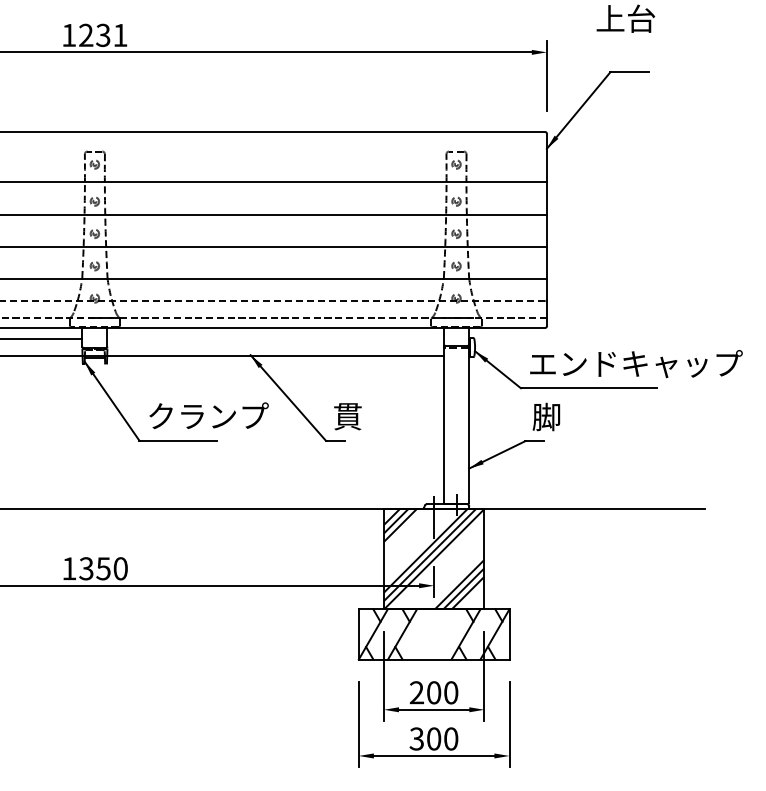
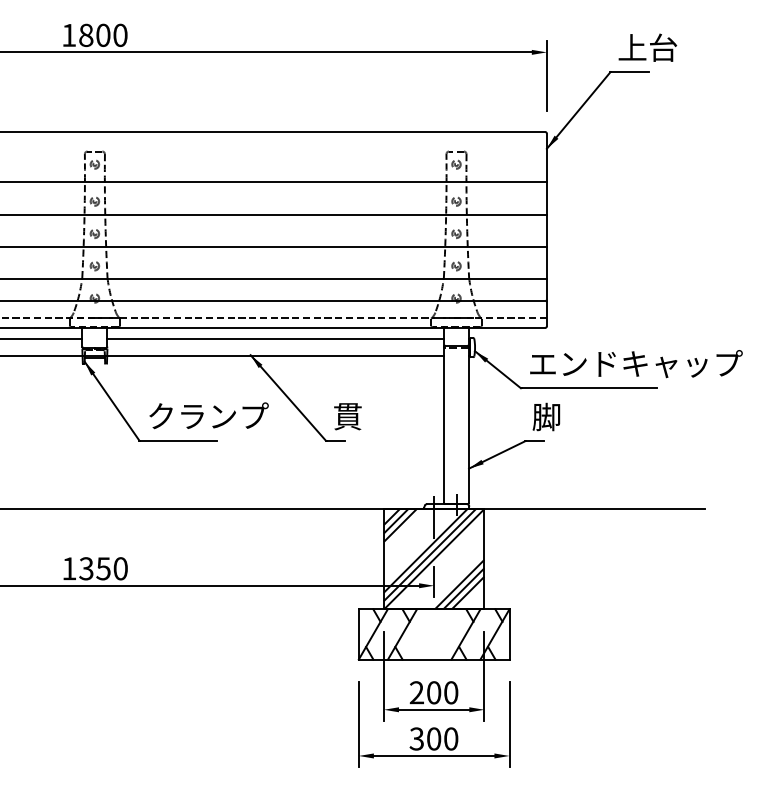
text position: (625, 18) -> (647, 47) (647, 47)
text: 1231 -> 1800 (103, 35)
line: dashed -> solid (272, 300)
line: none -> present (275, 339)
